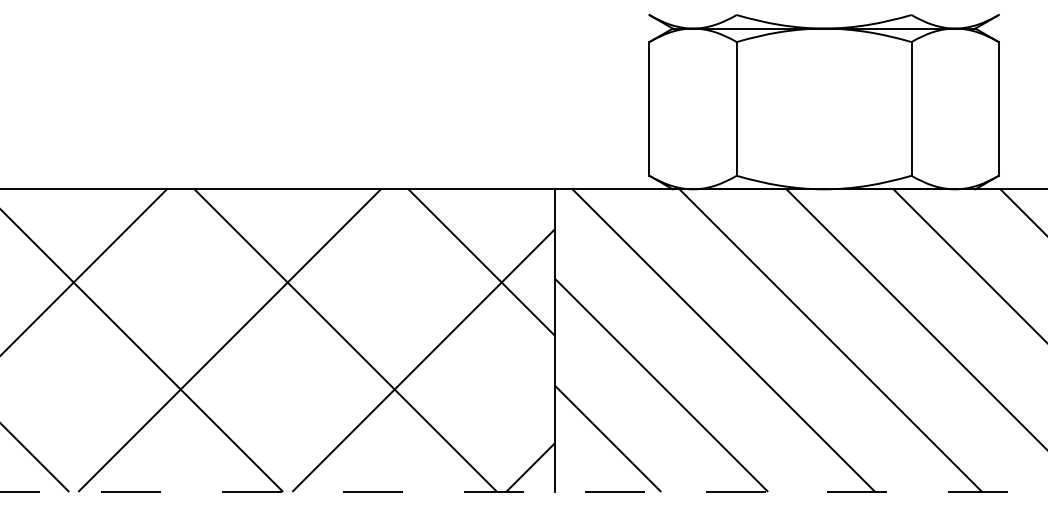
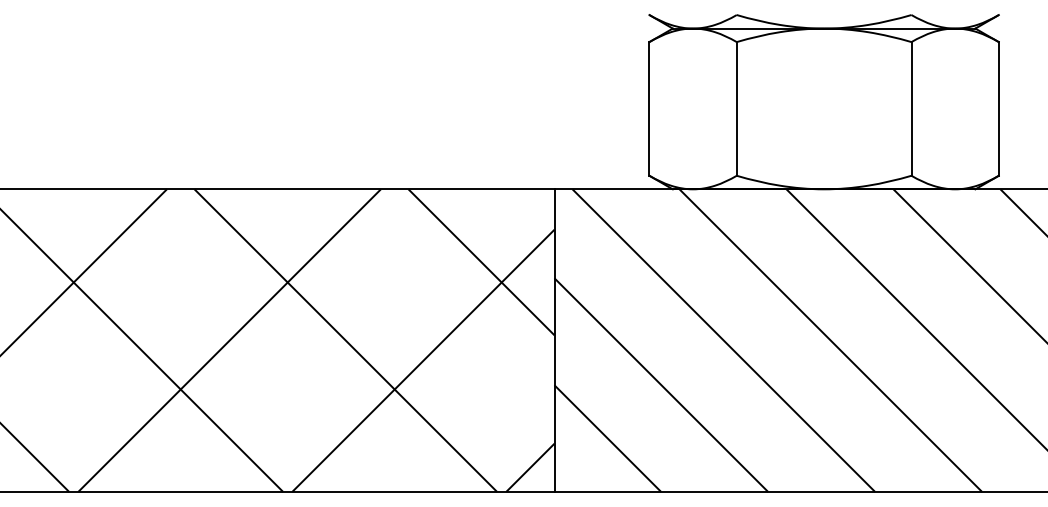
line: dashed -> solid (524, 491)
